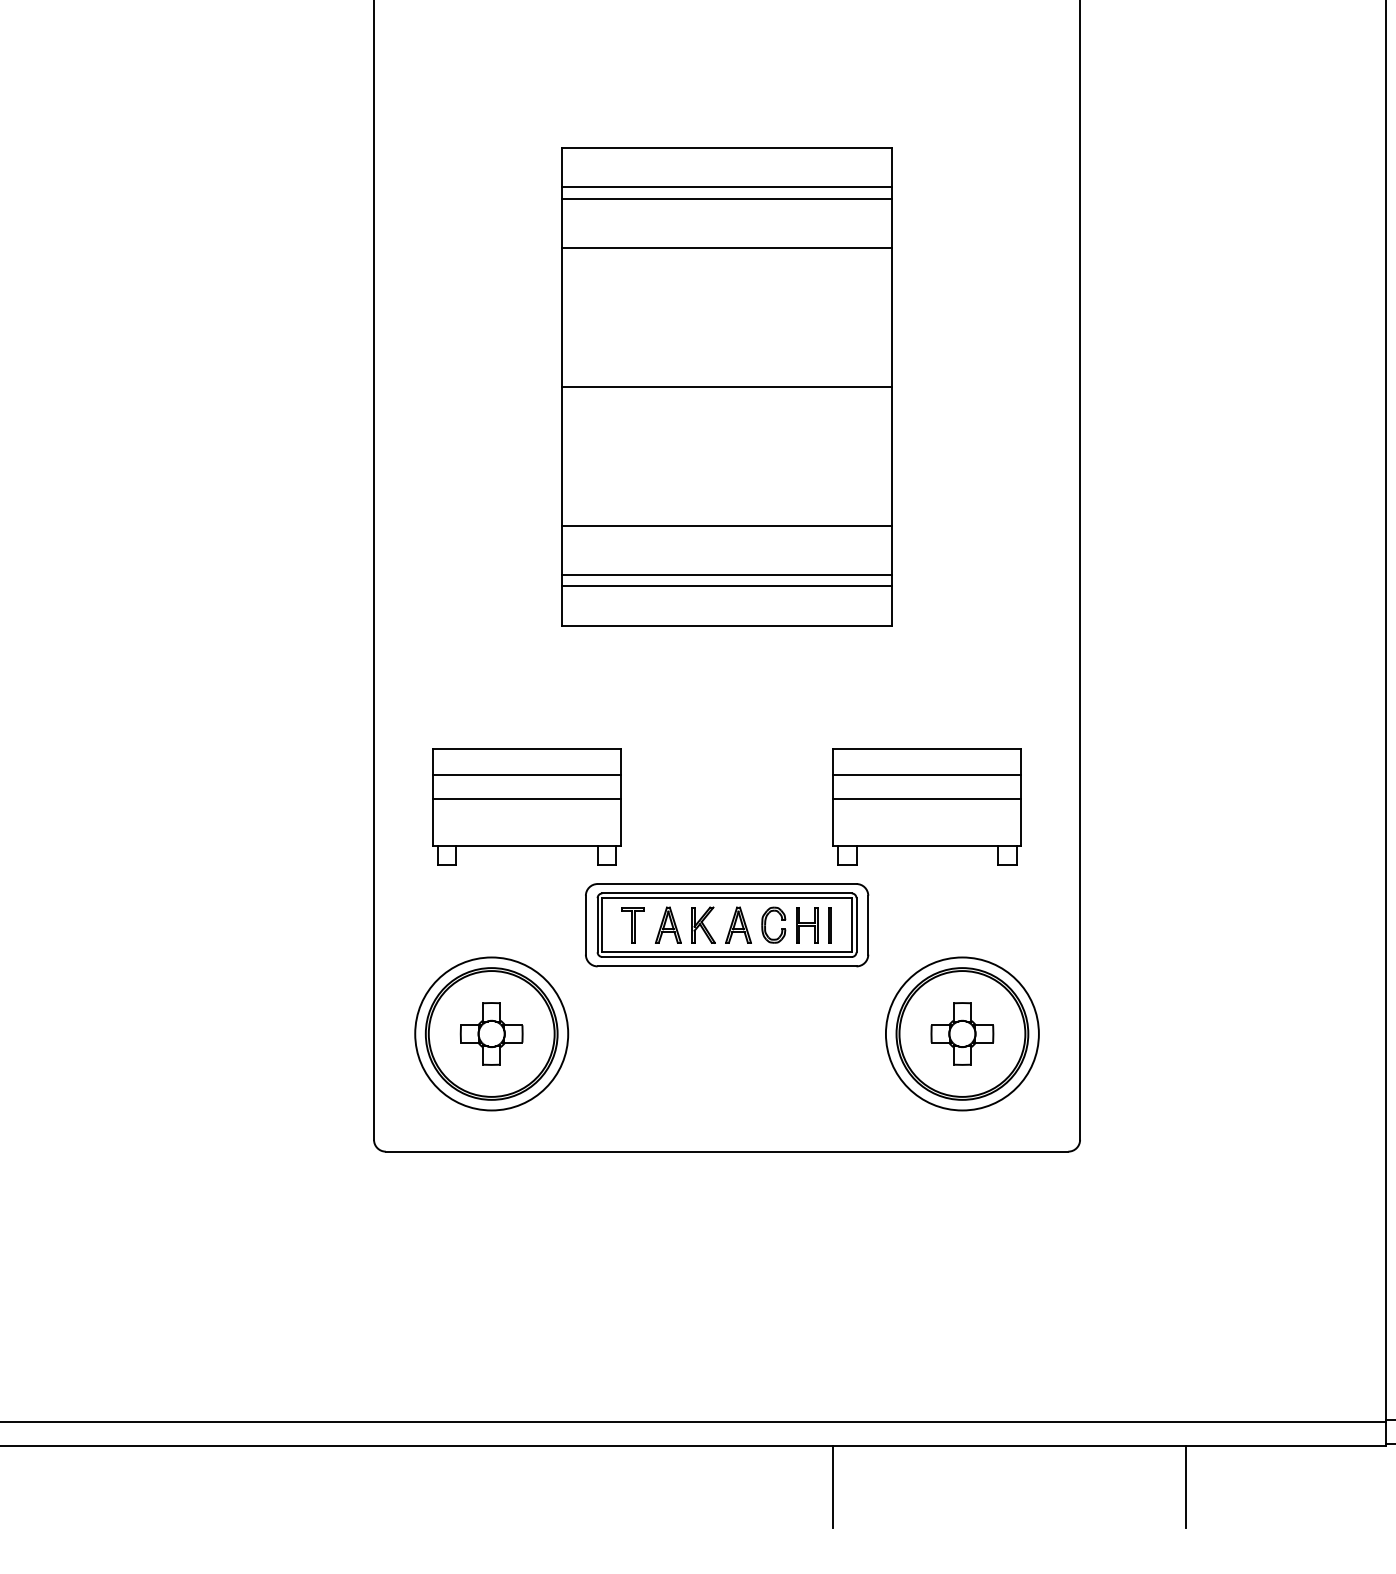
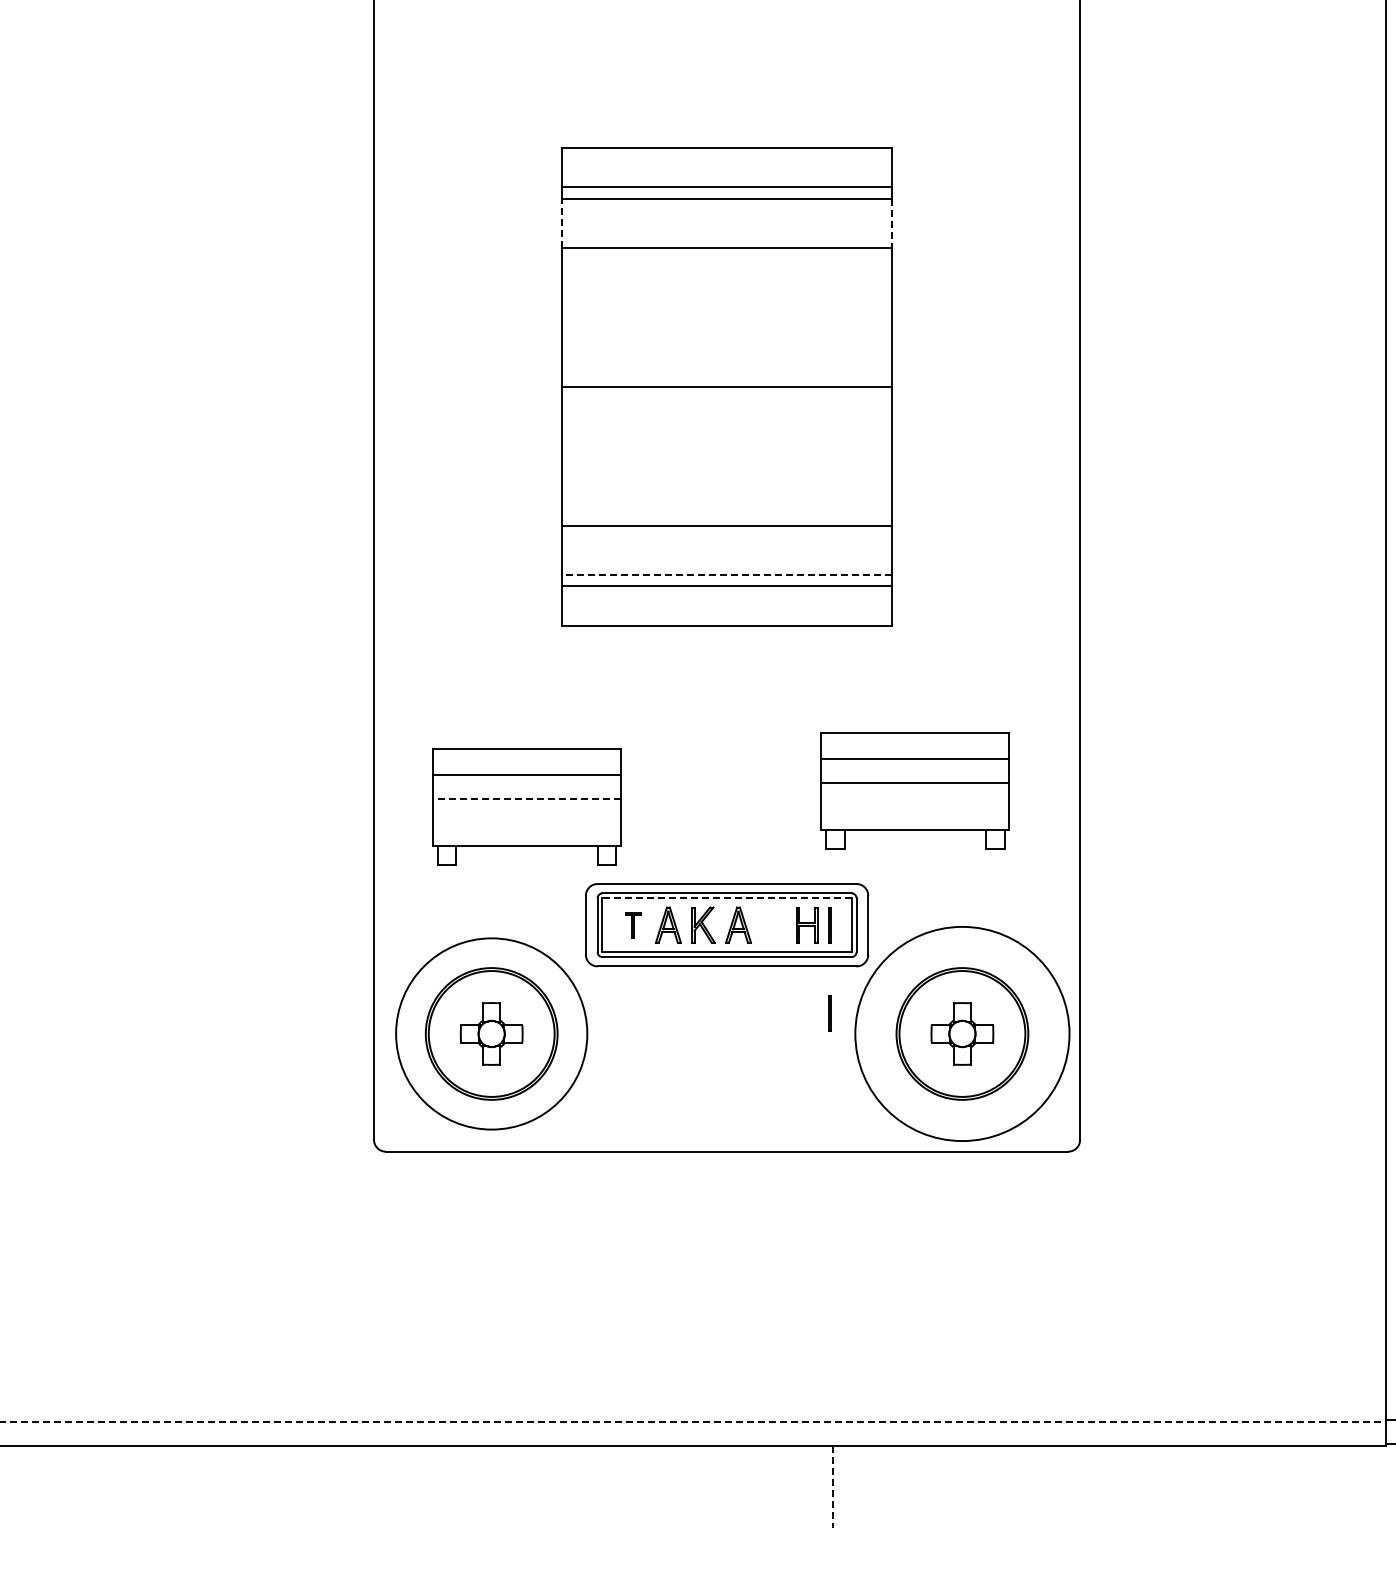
line: solid -> dashed (562, 223)
line: solid -> dashed (891, 223)
line: solid -> dashed (727, 574)
line: solid -> dashed (526, 798)
part position: (926, 806) -> (914, 790) (914, 790)
line: solid -> dashed (727, 898)
part: present -> none (766, 923)
part size: 24x37 px -> 17x27 px (633, 925)
line: none -> present (829, 1013)
circle diameter: 153 px -> 191 px (491, 1033)
circle diameter: 153 px -> 214 px (962, 1033)
line: solid -> dashed (693, 1422)
line: present -> none (1186, 1486)
line: solid -> dashed (832, 1487)
